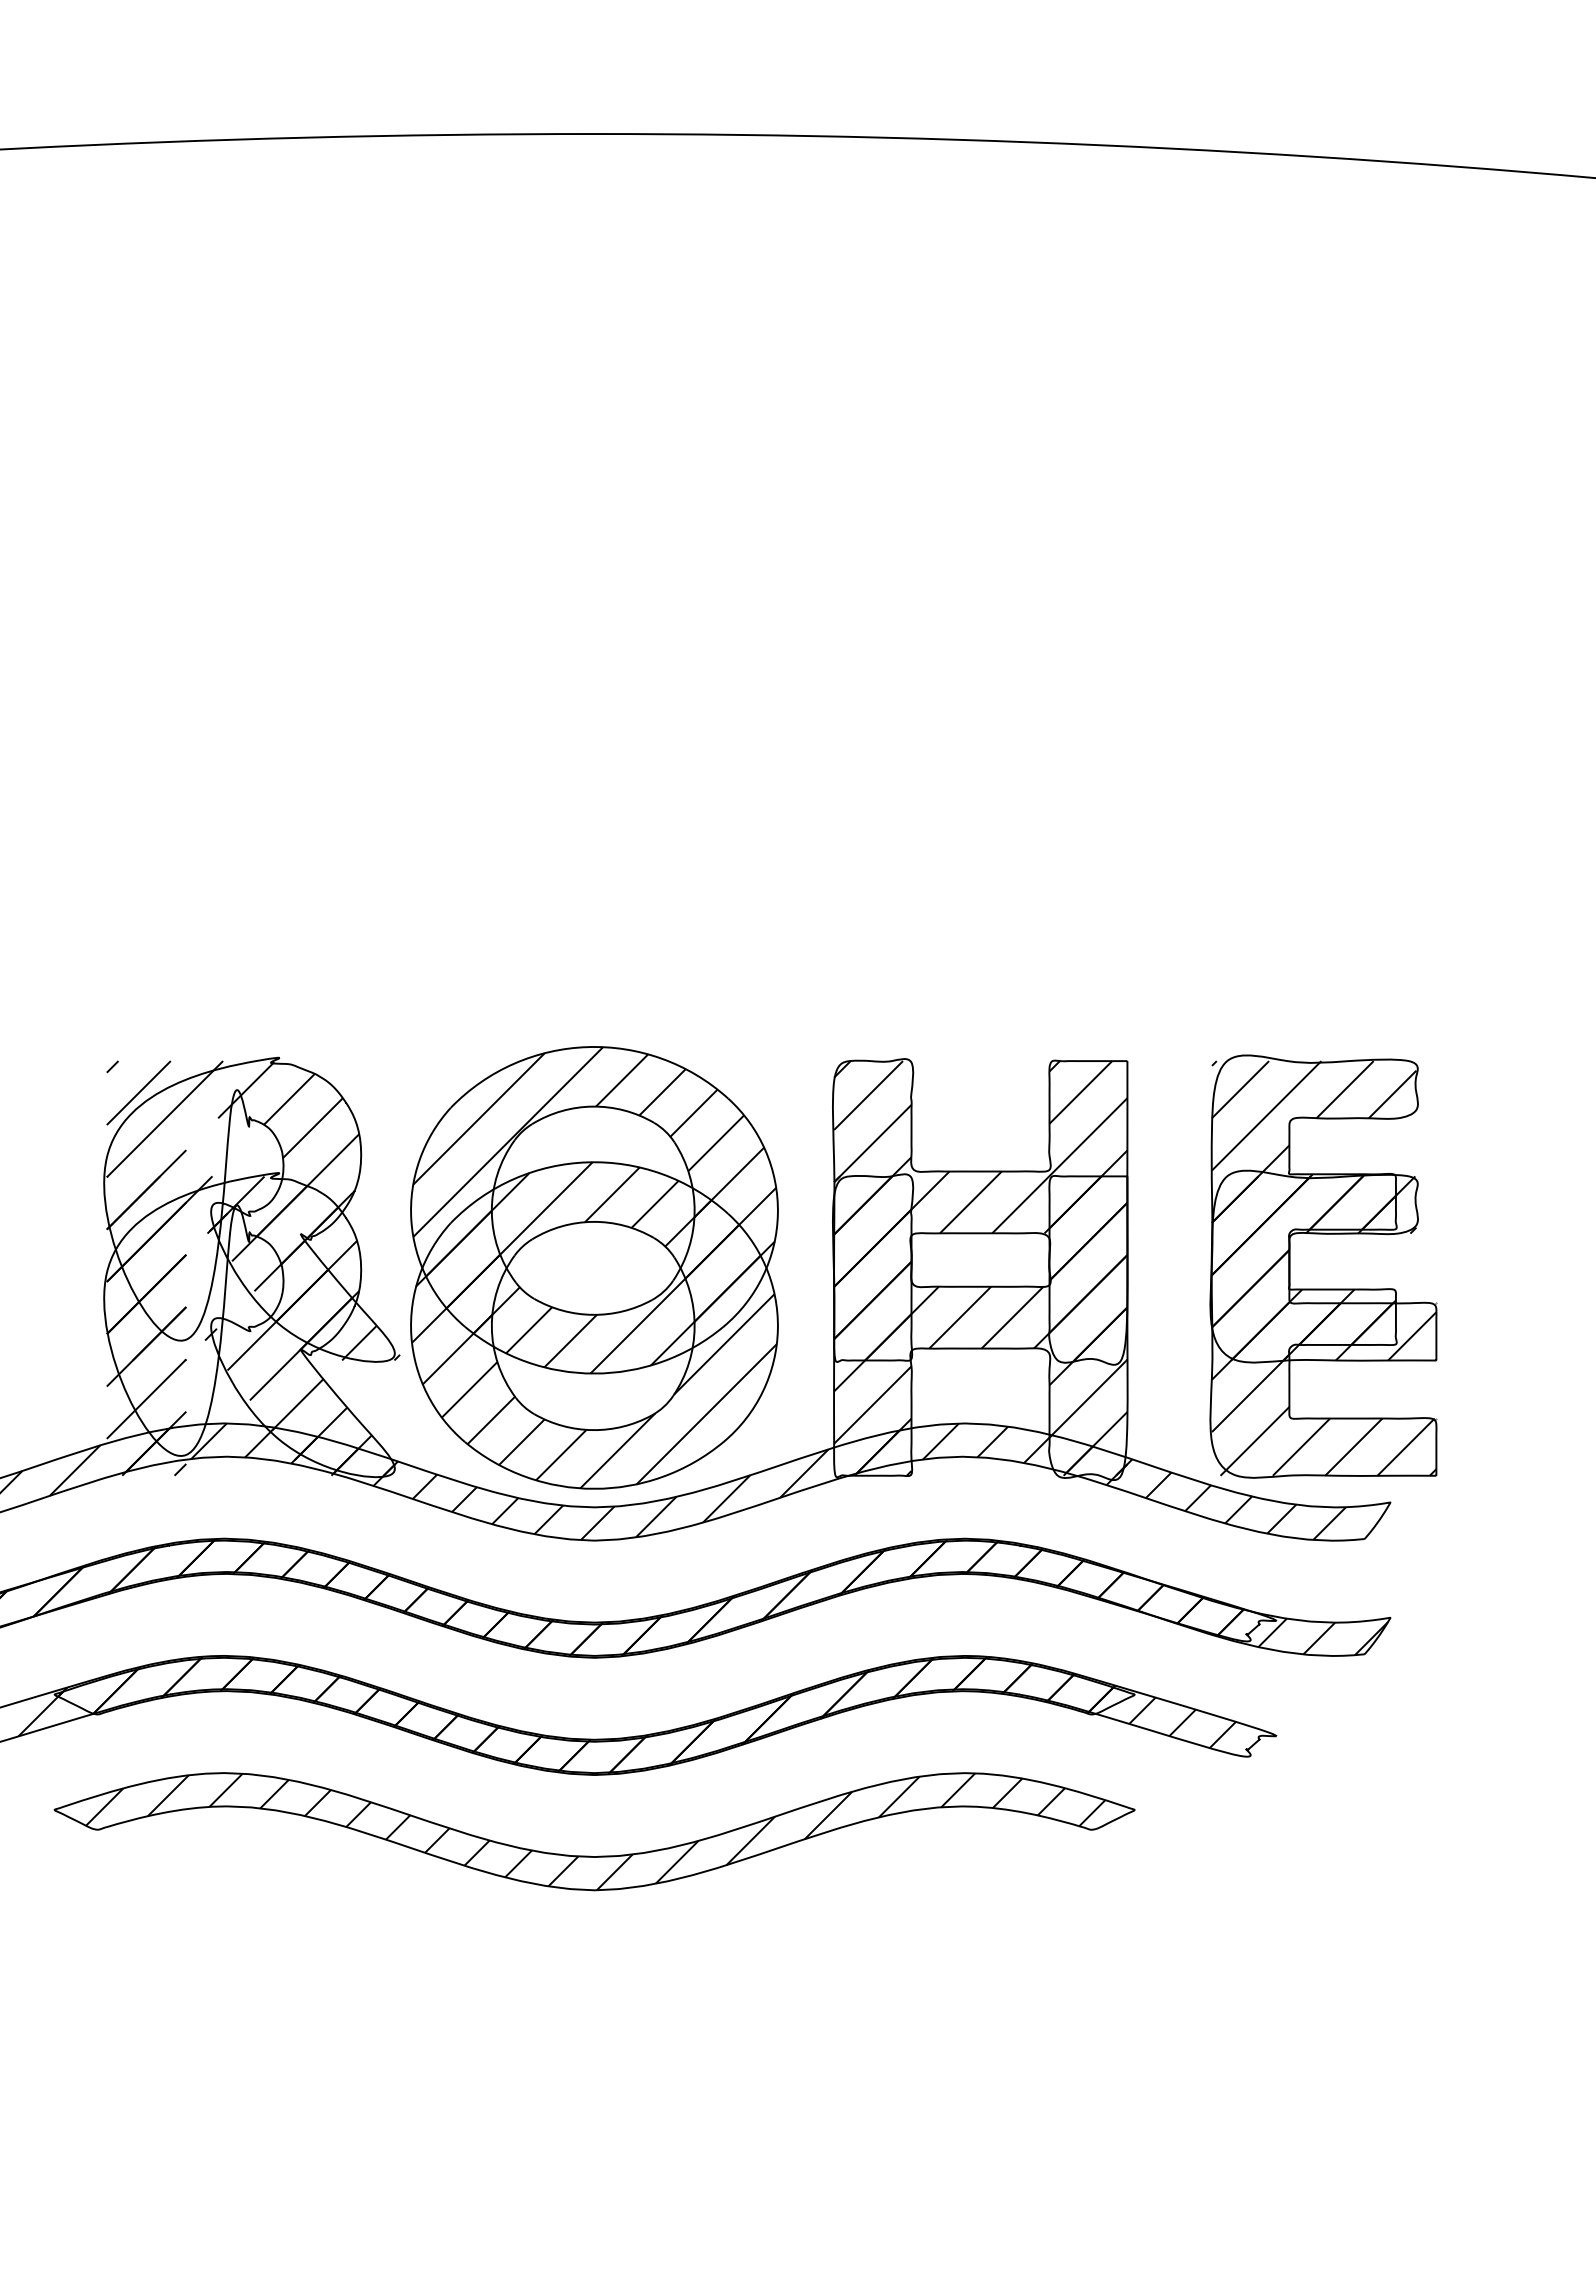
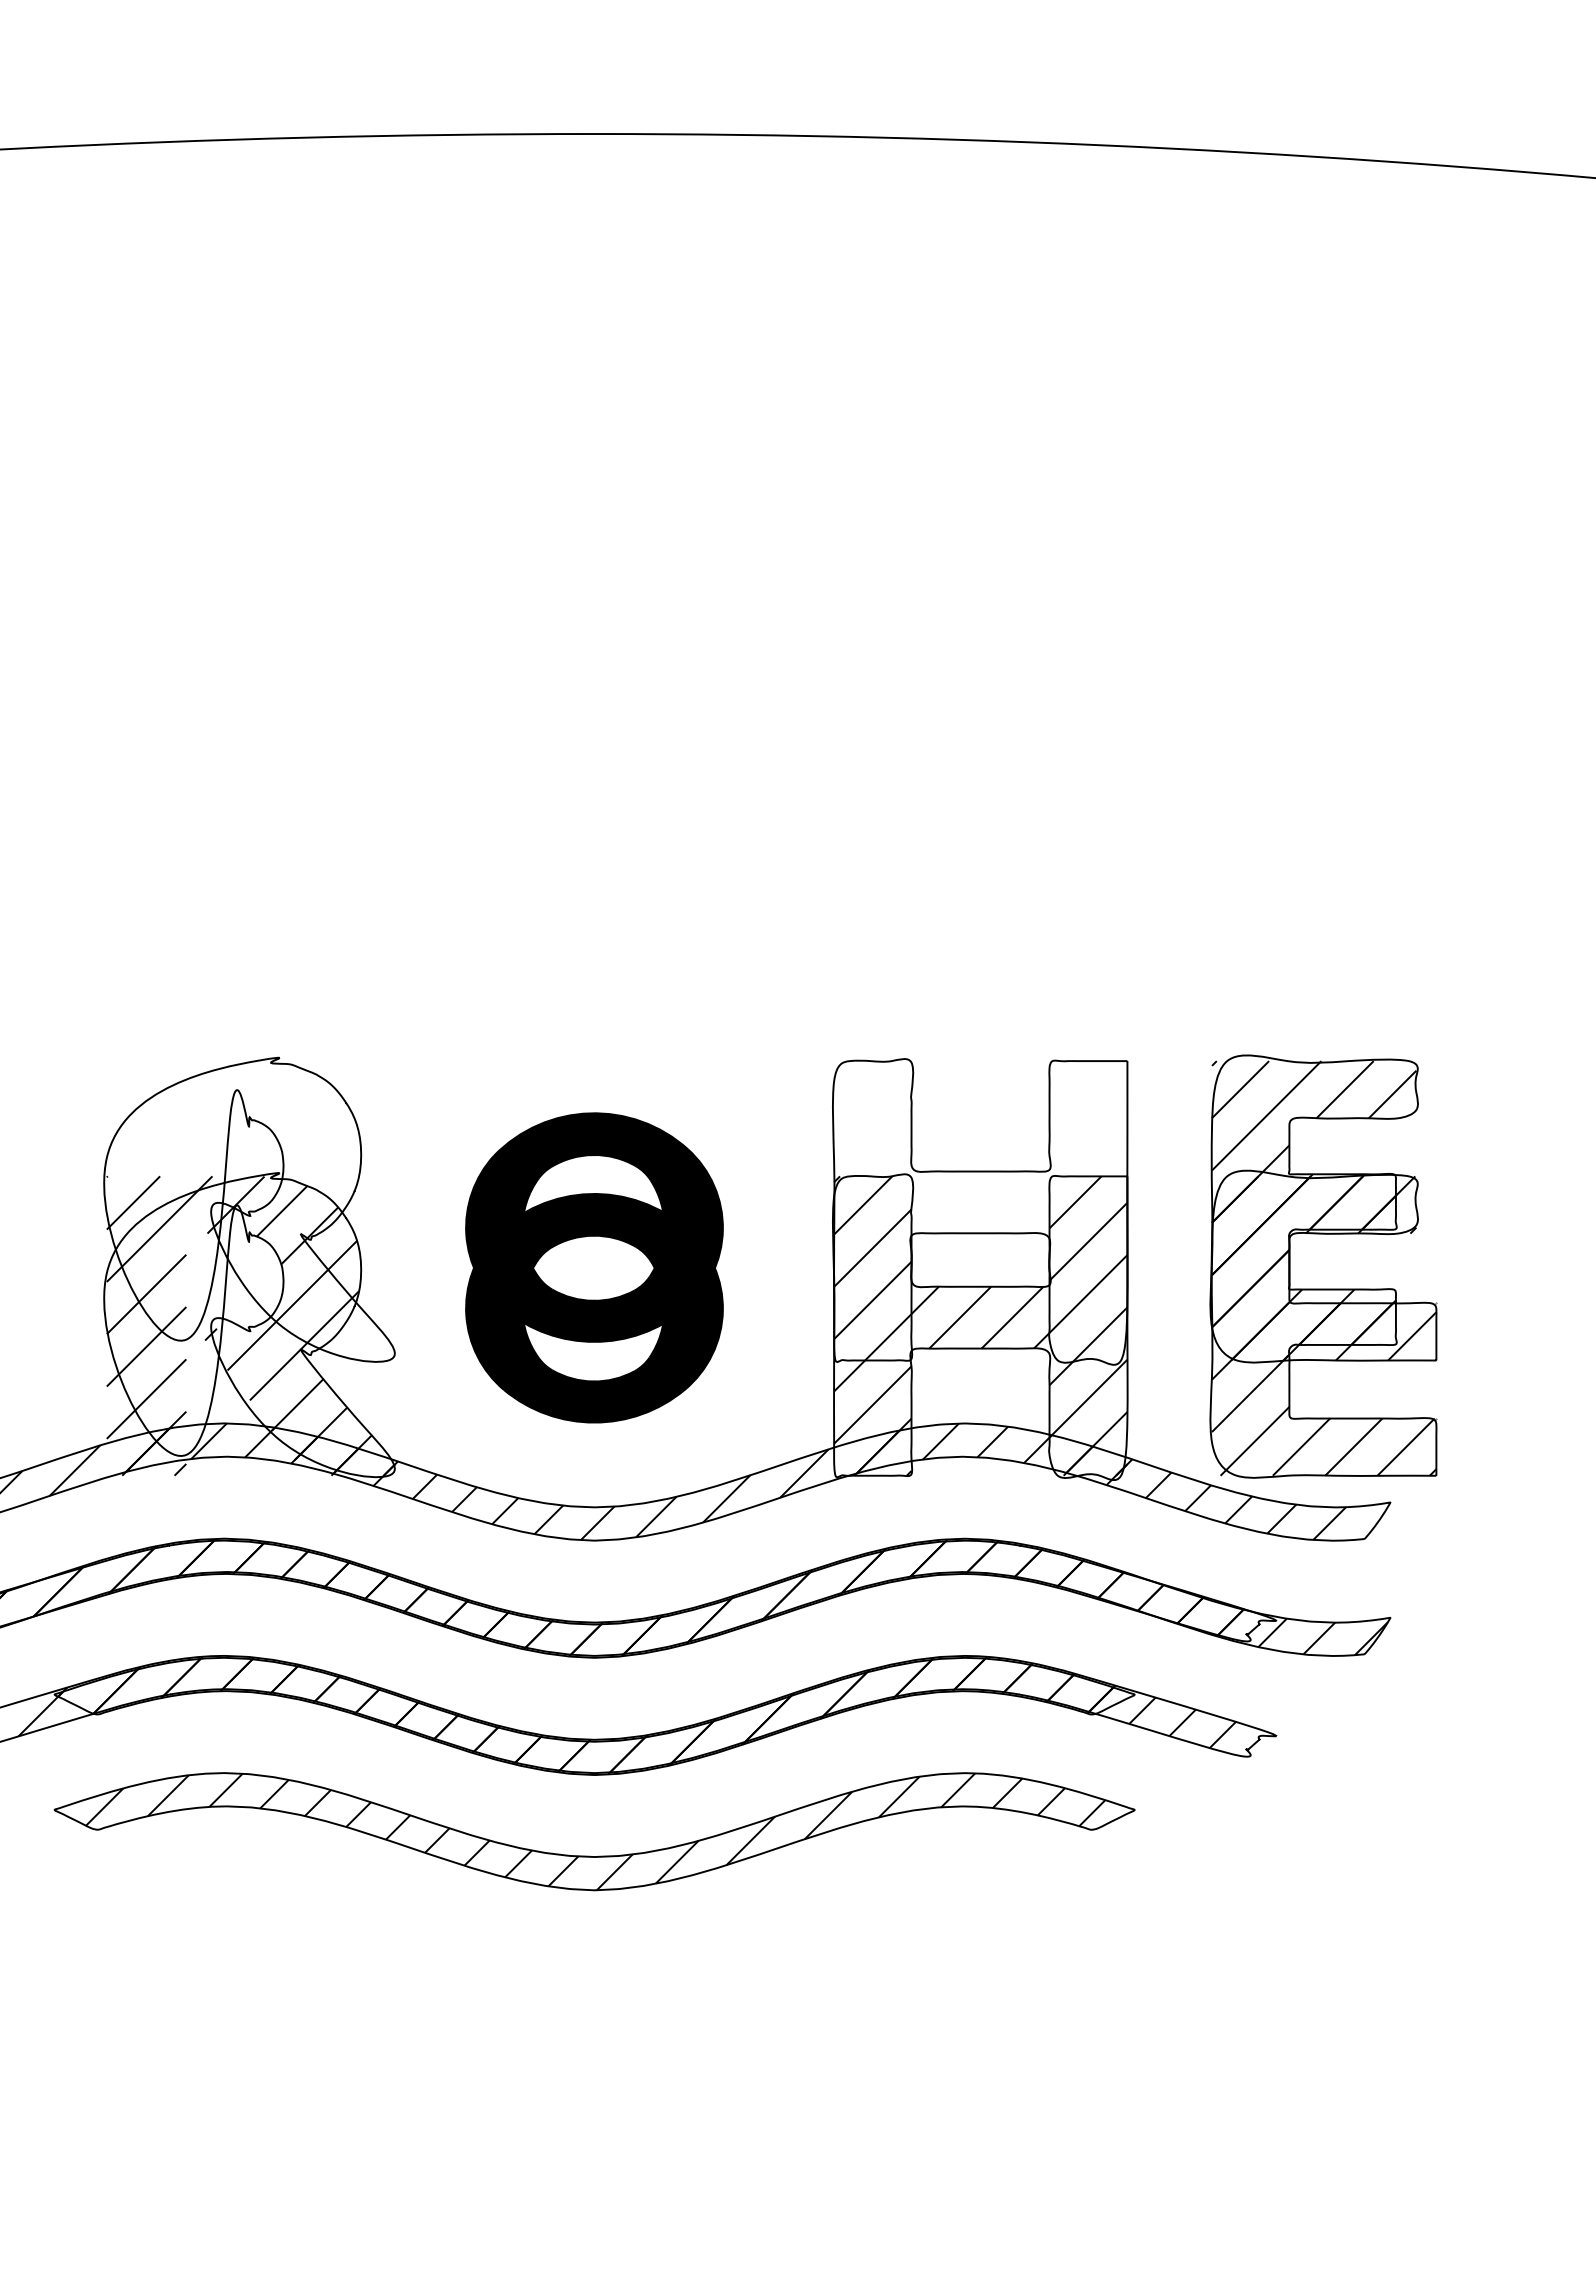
hatch: present -> none (253, 1210)
hatch: present -> none (980, 1210)
part size: 369x444 px -> 259x312 px (594, 1267)
